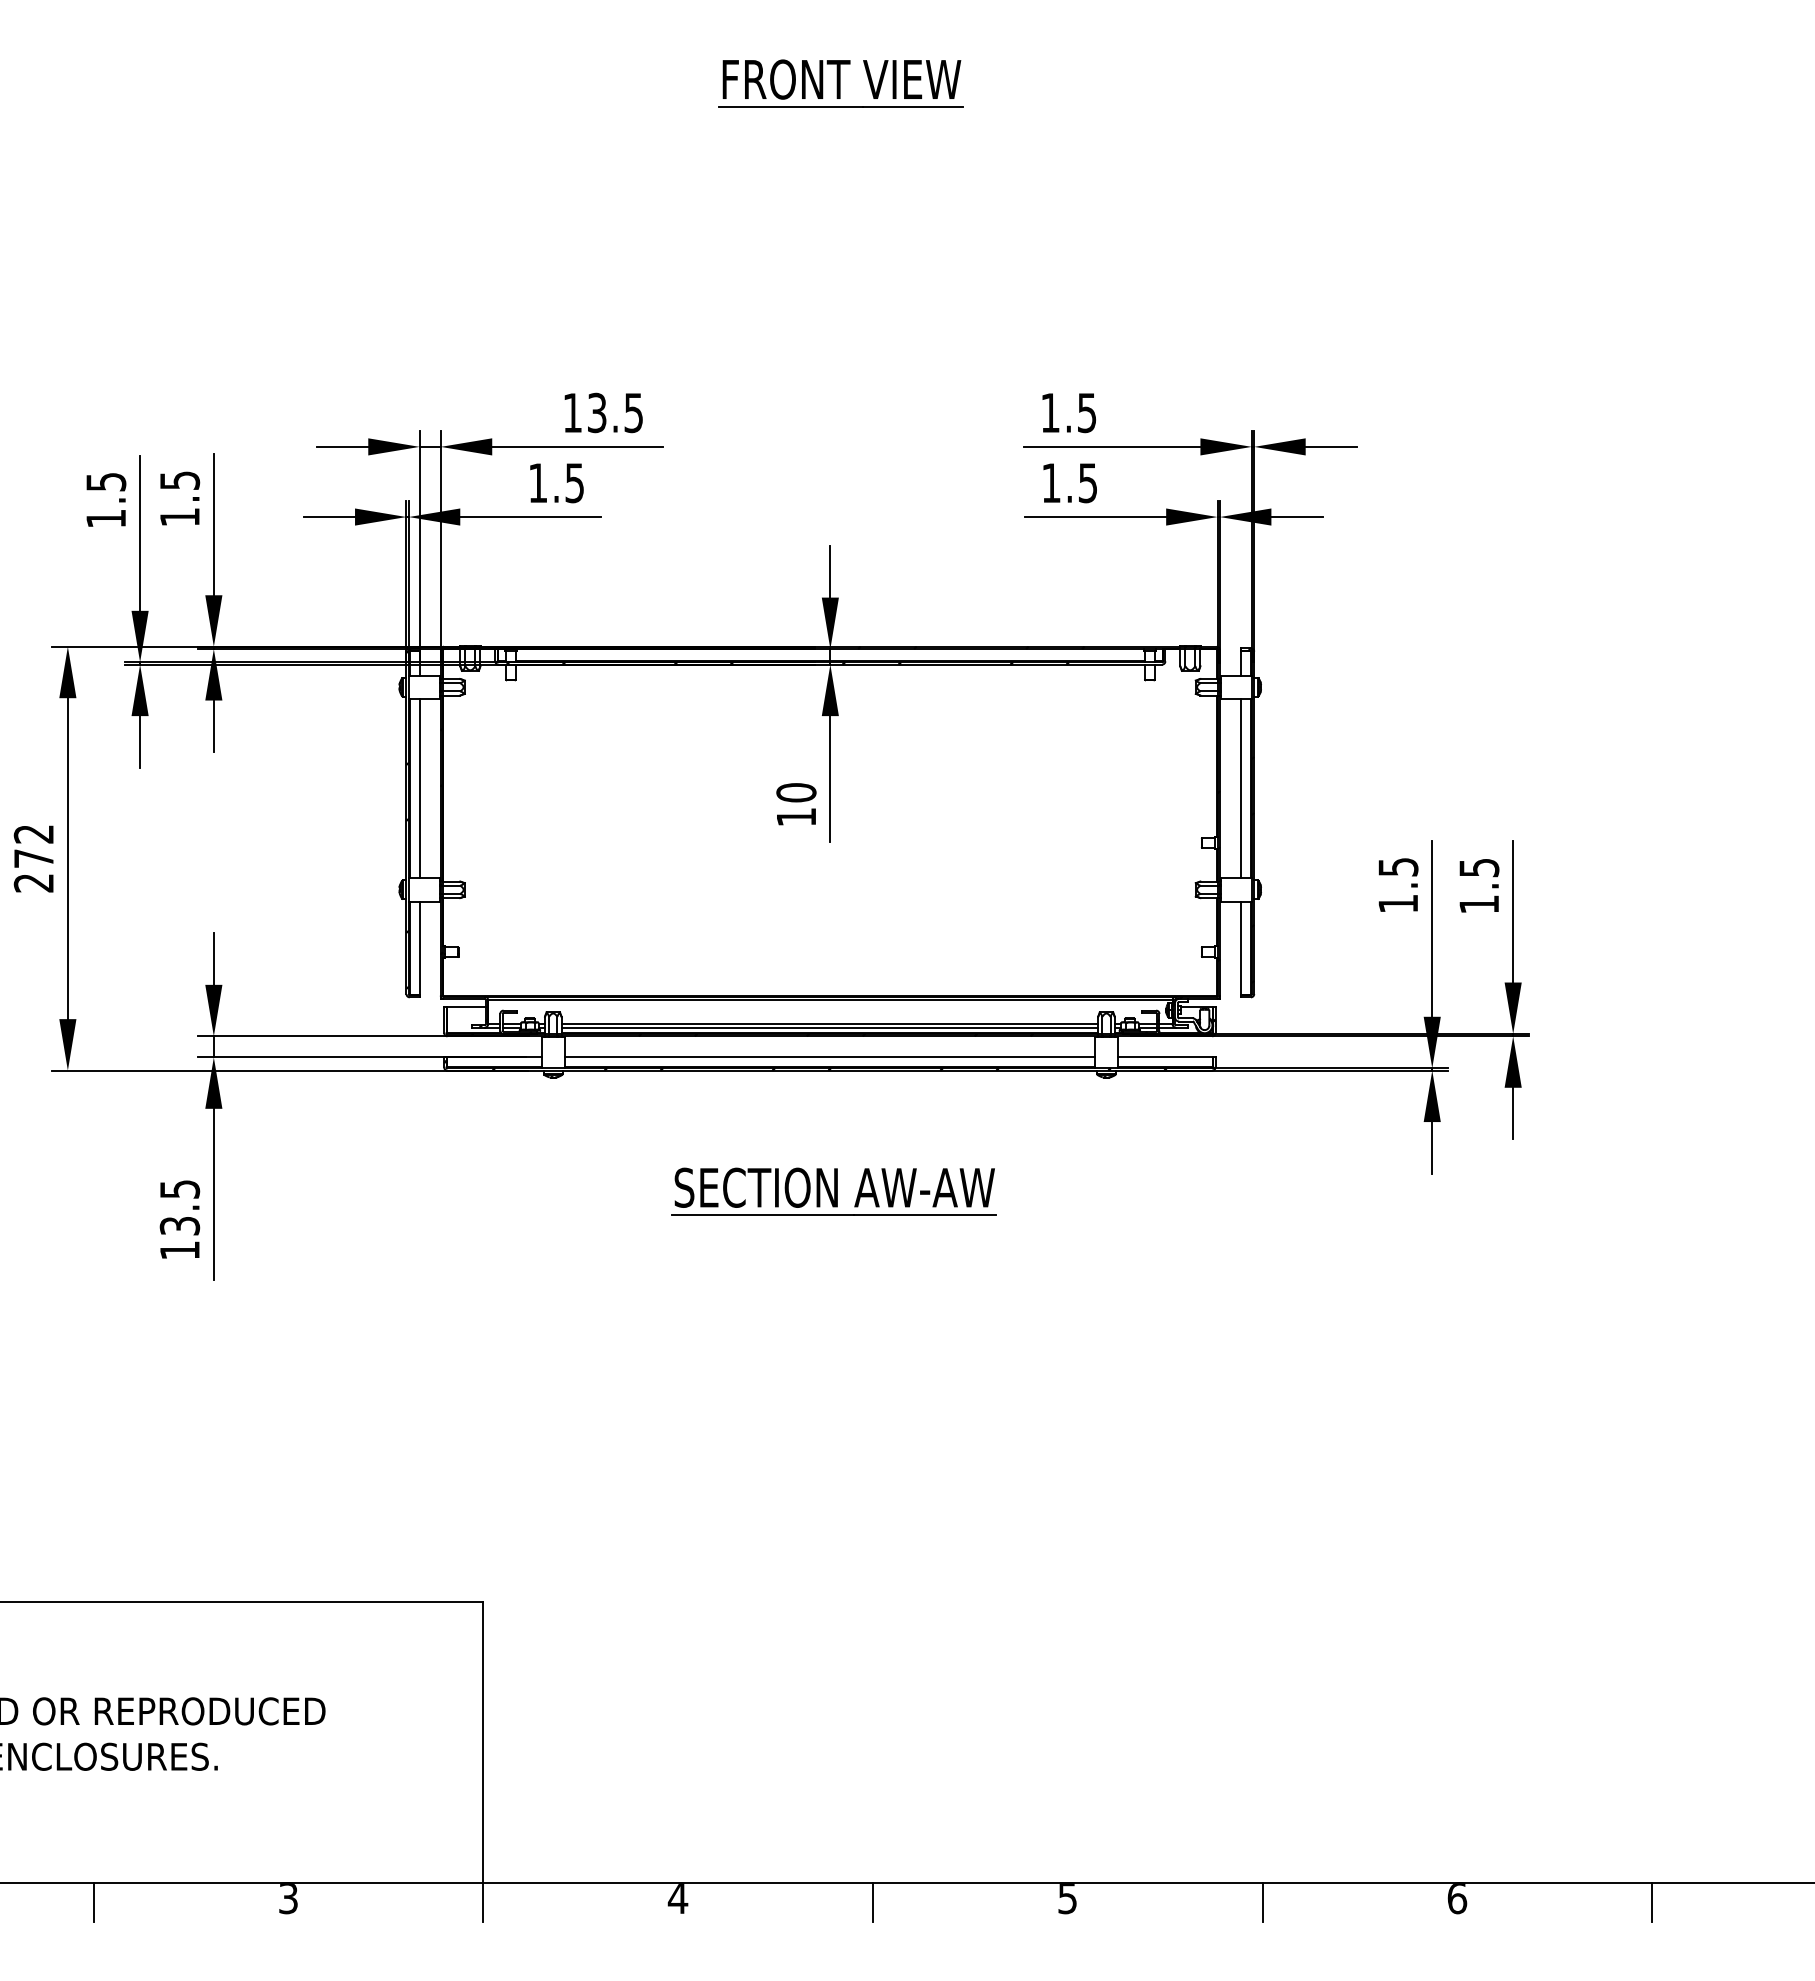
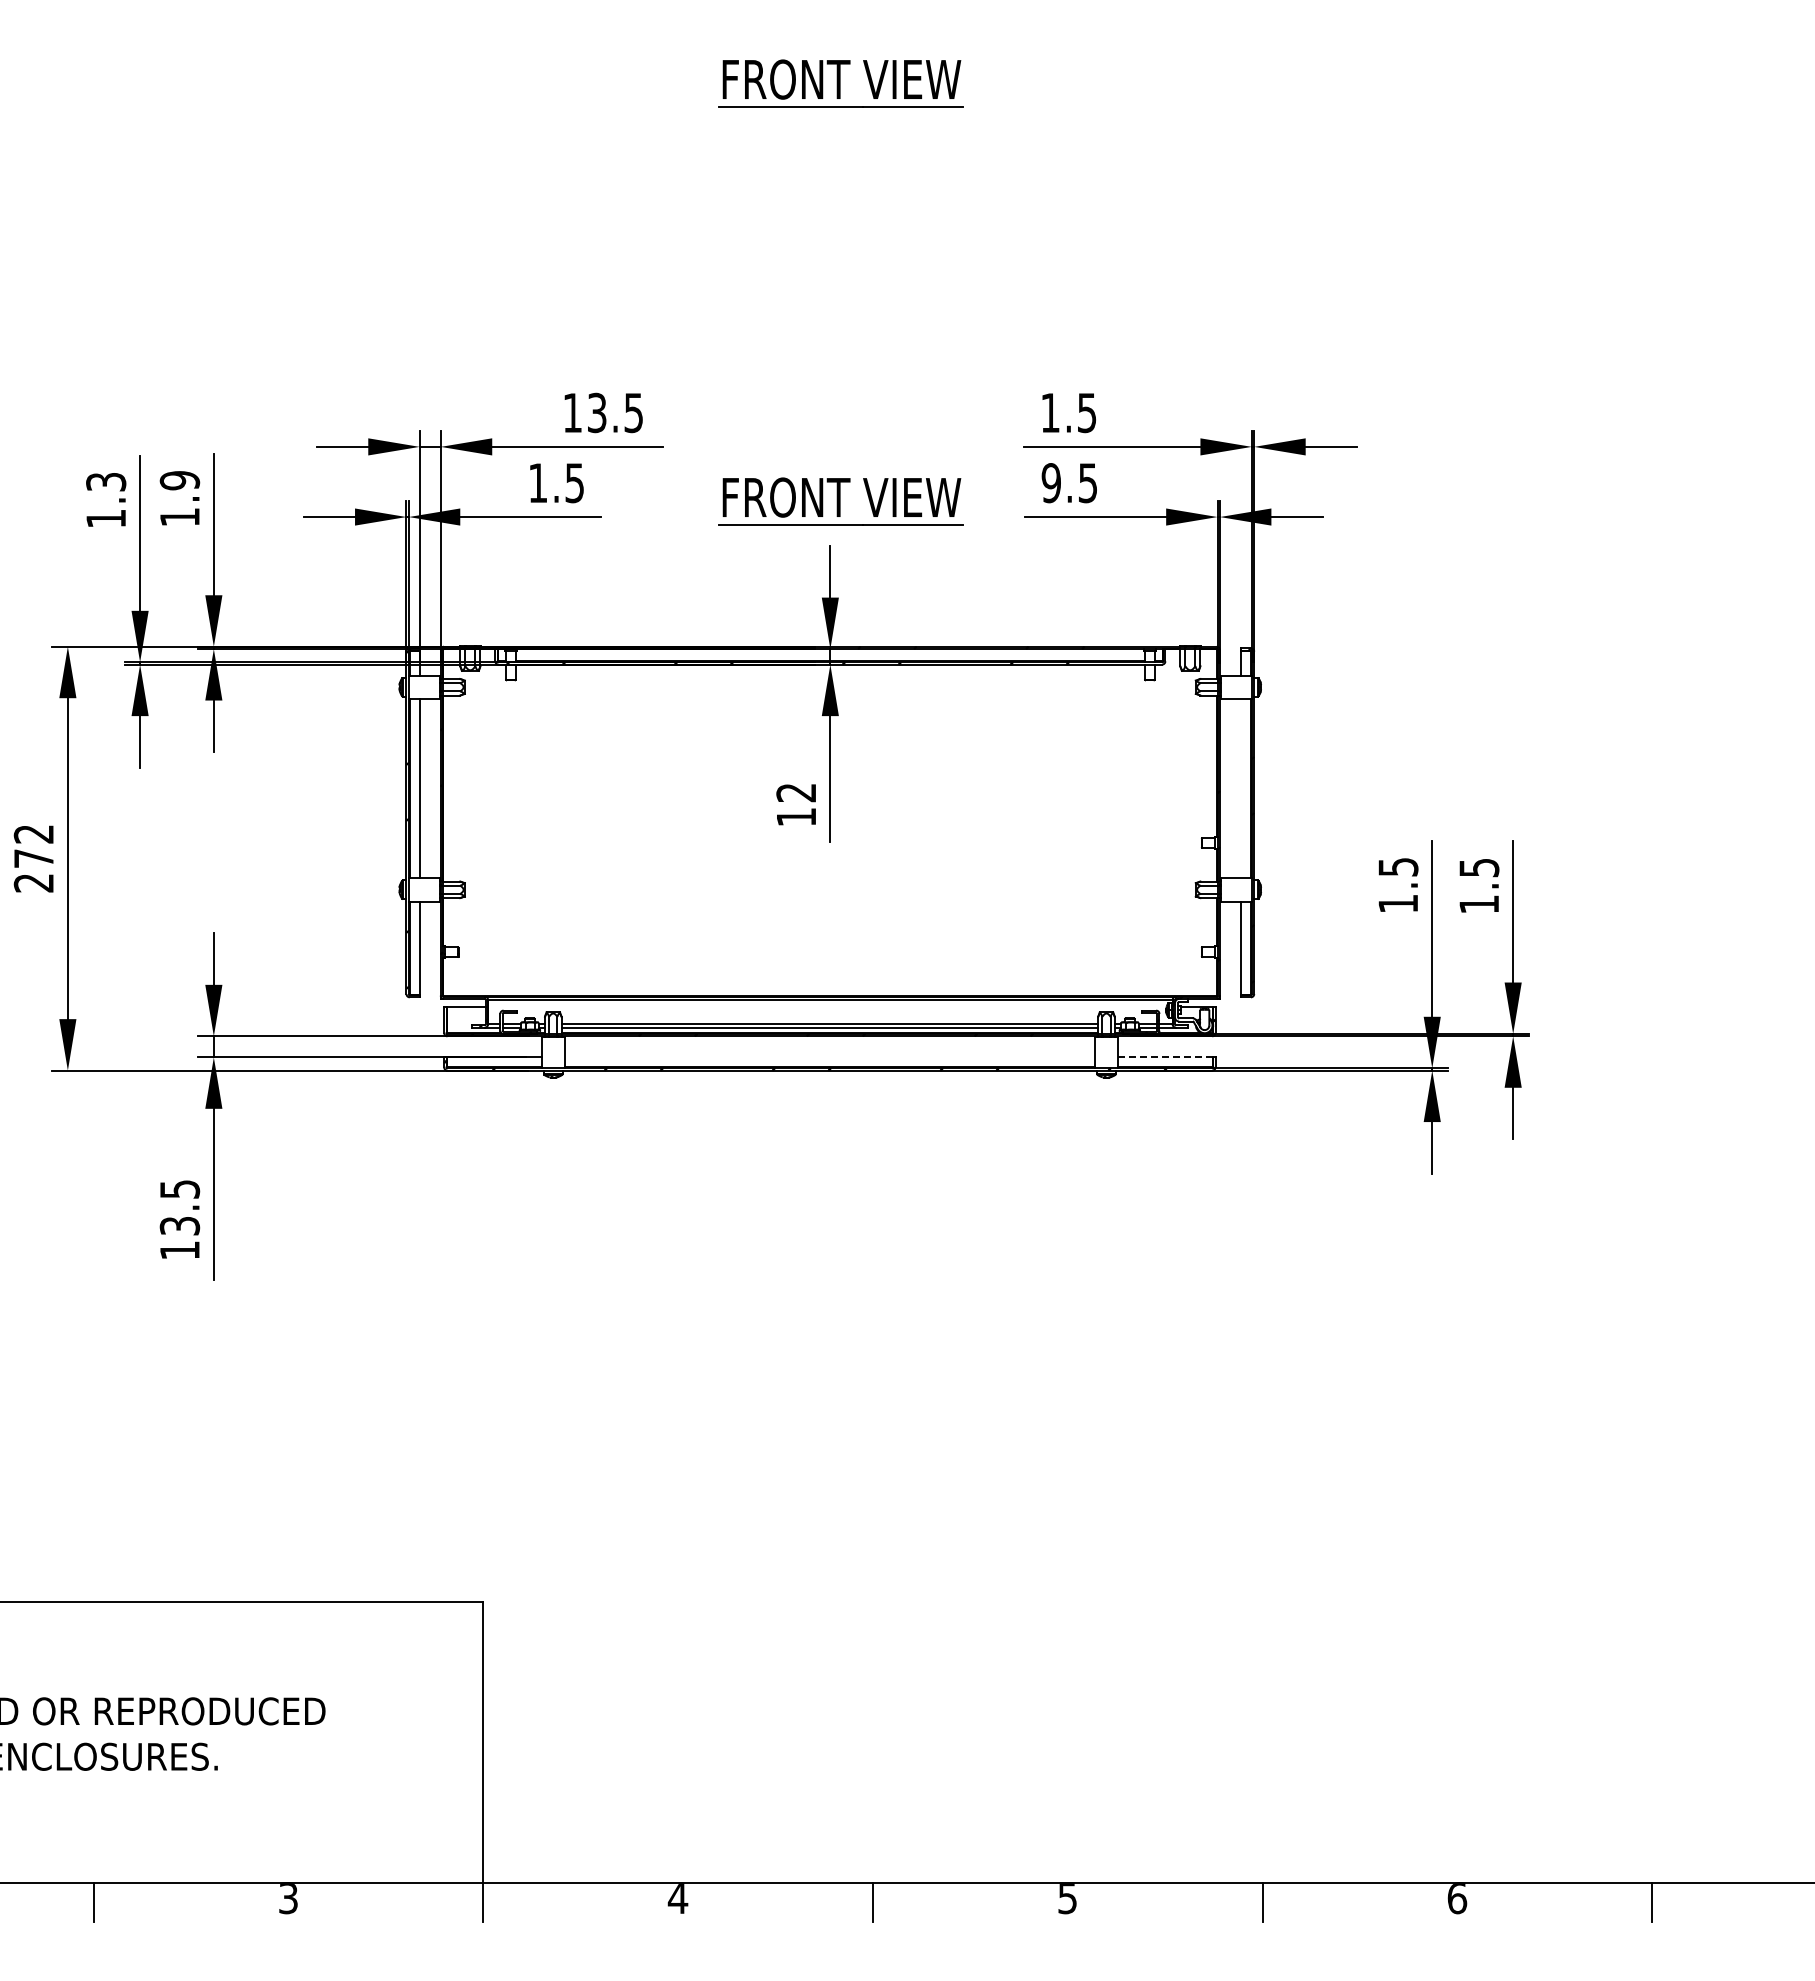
text: 1.5 -> 1.9 (179, 480)
text: 1.5 -> 1.3 (105, 481)
text: 1.5 -> 9.5 (1050, 483)
part: none -> present (840, 501)
line: present -> none (1240, 788)
text: 10 -> 12 (796, 792)
line: present -> none (829, 1057)
line: solid -> dashed (1165, 1057)
part: present -> none (833, 1191)
